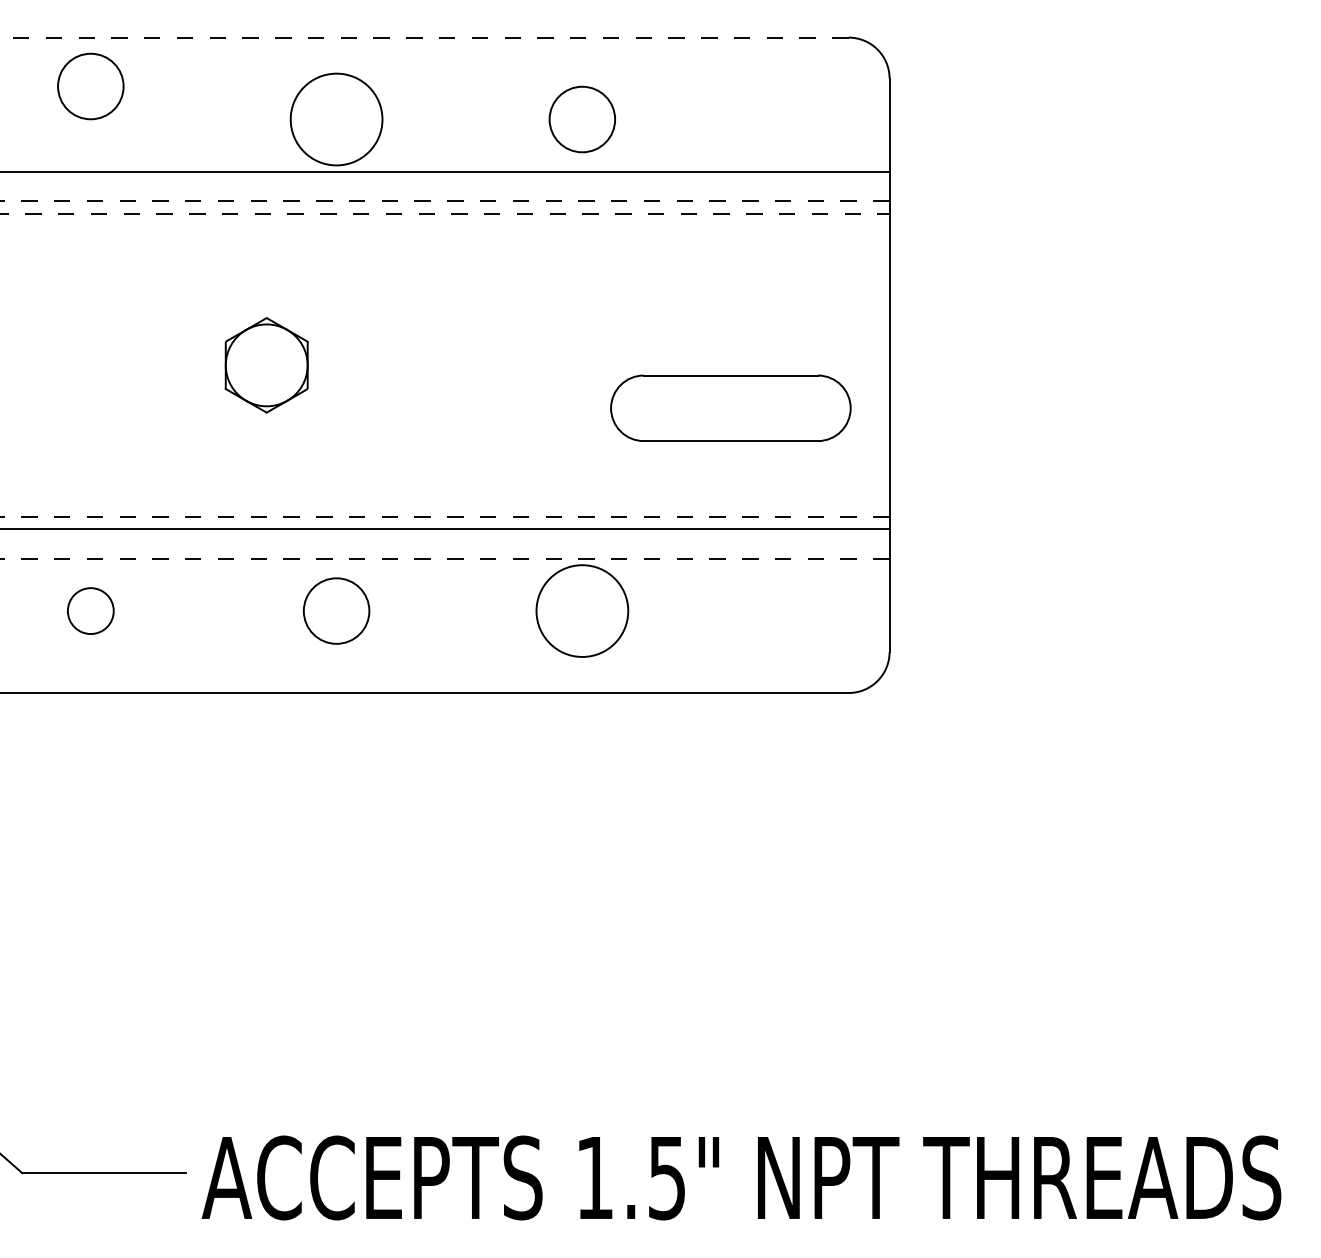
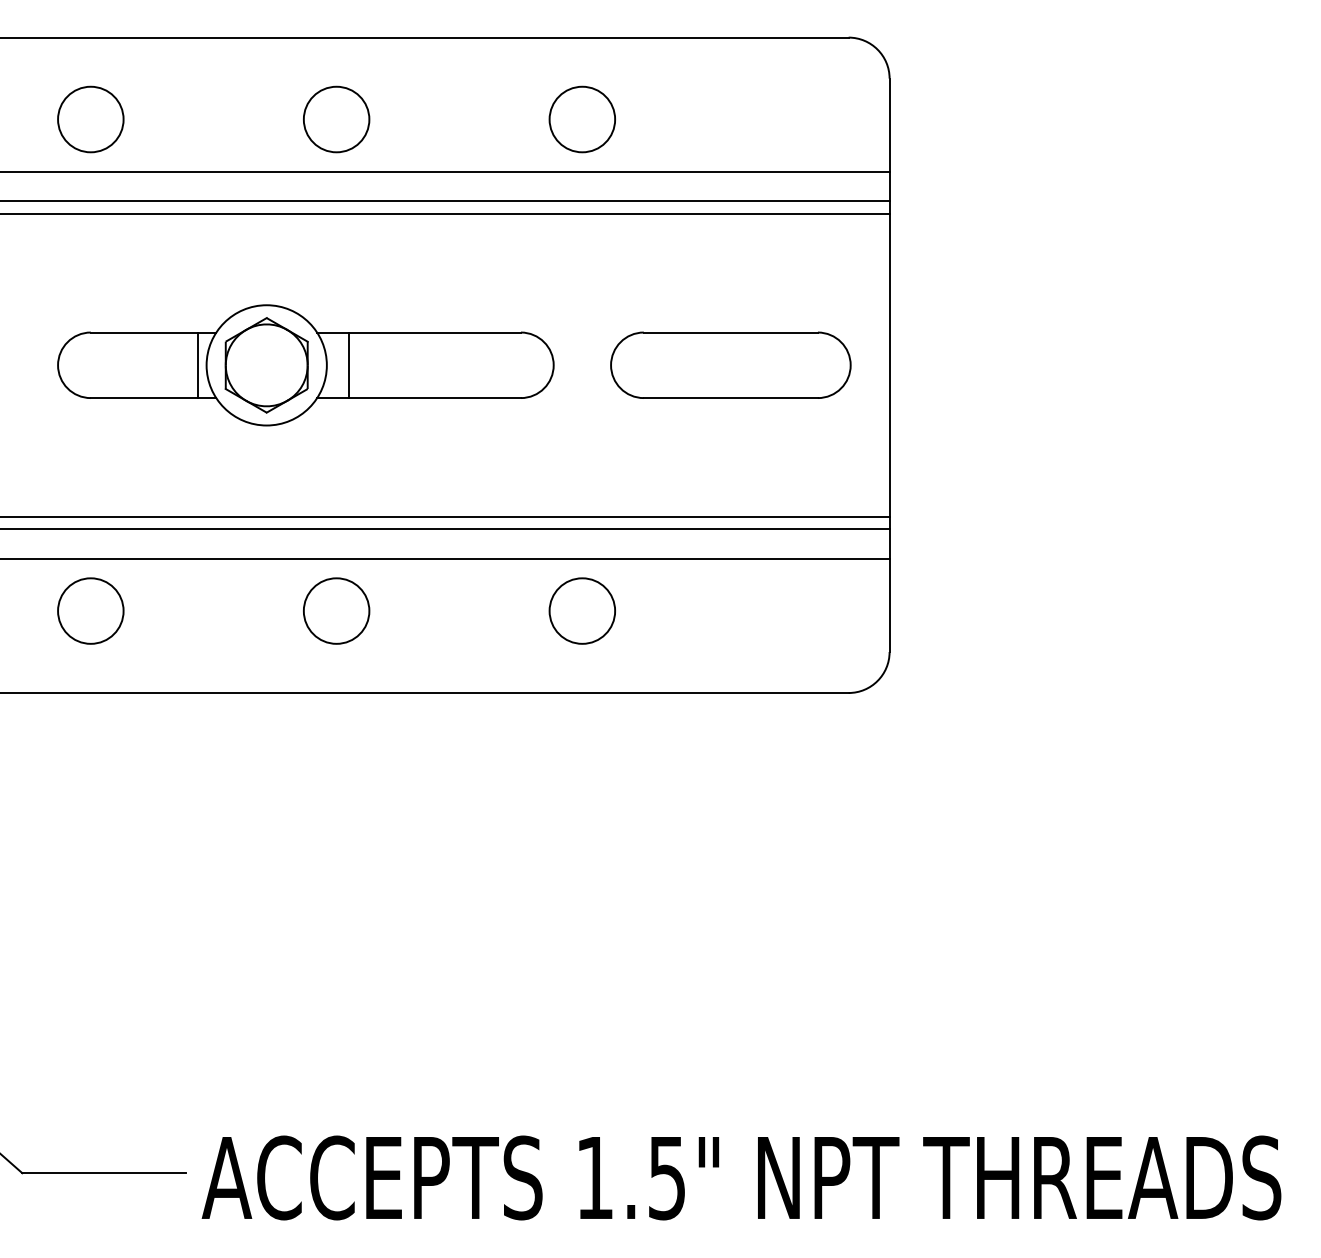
line: dashed -> solid (423, 37)
circle position: (90, 86) -> (90, 119) (90, 119)
circle diameter: 92 px -> 66 px (336, 119)
line: dashed -> solid (444, 201)
line: dashed -> solid (444, 213)
part: none -> present (305, 365)
part position: (730, 407) -> (730, 364) (730, 364)
line: dashed -> solid (444, 516)
line: dashed -> solid (444, 558)
circle diameter: 92 px -> 66 px (582, 610)
circle diameter: 46 px -> 66 px (90, 610)
